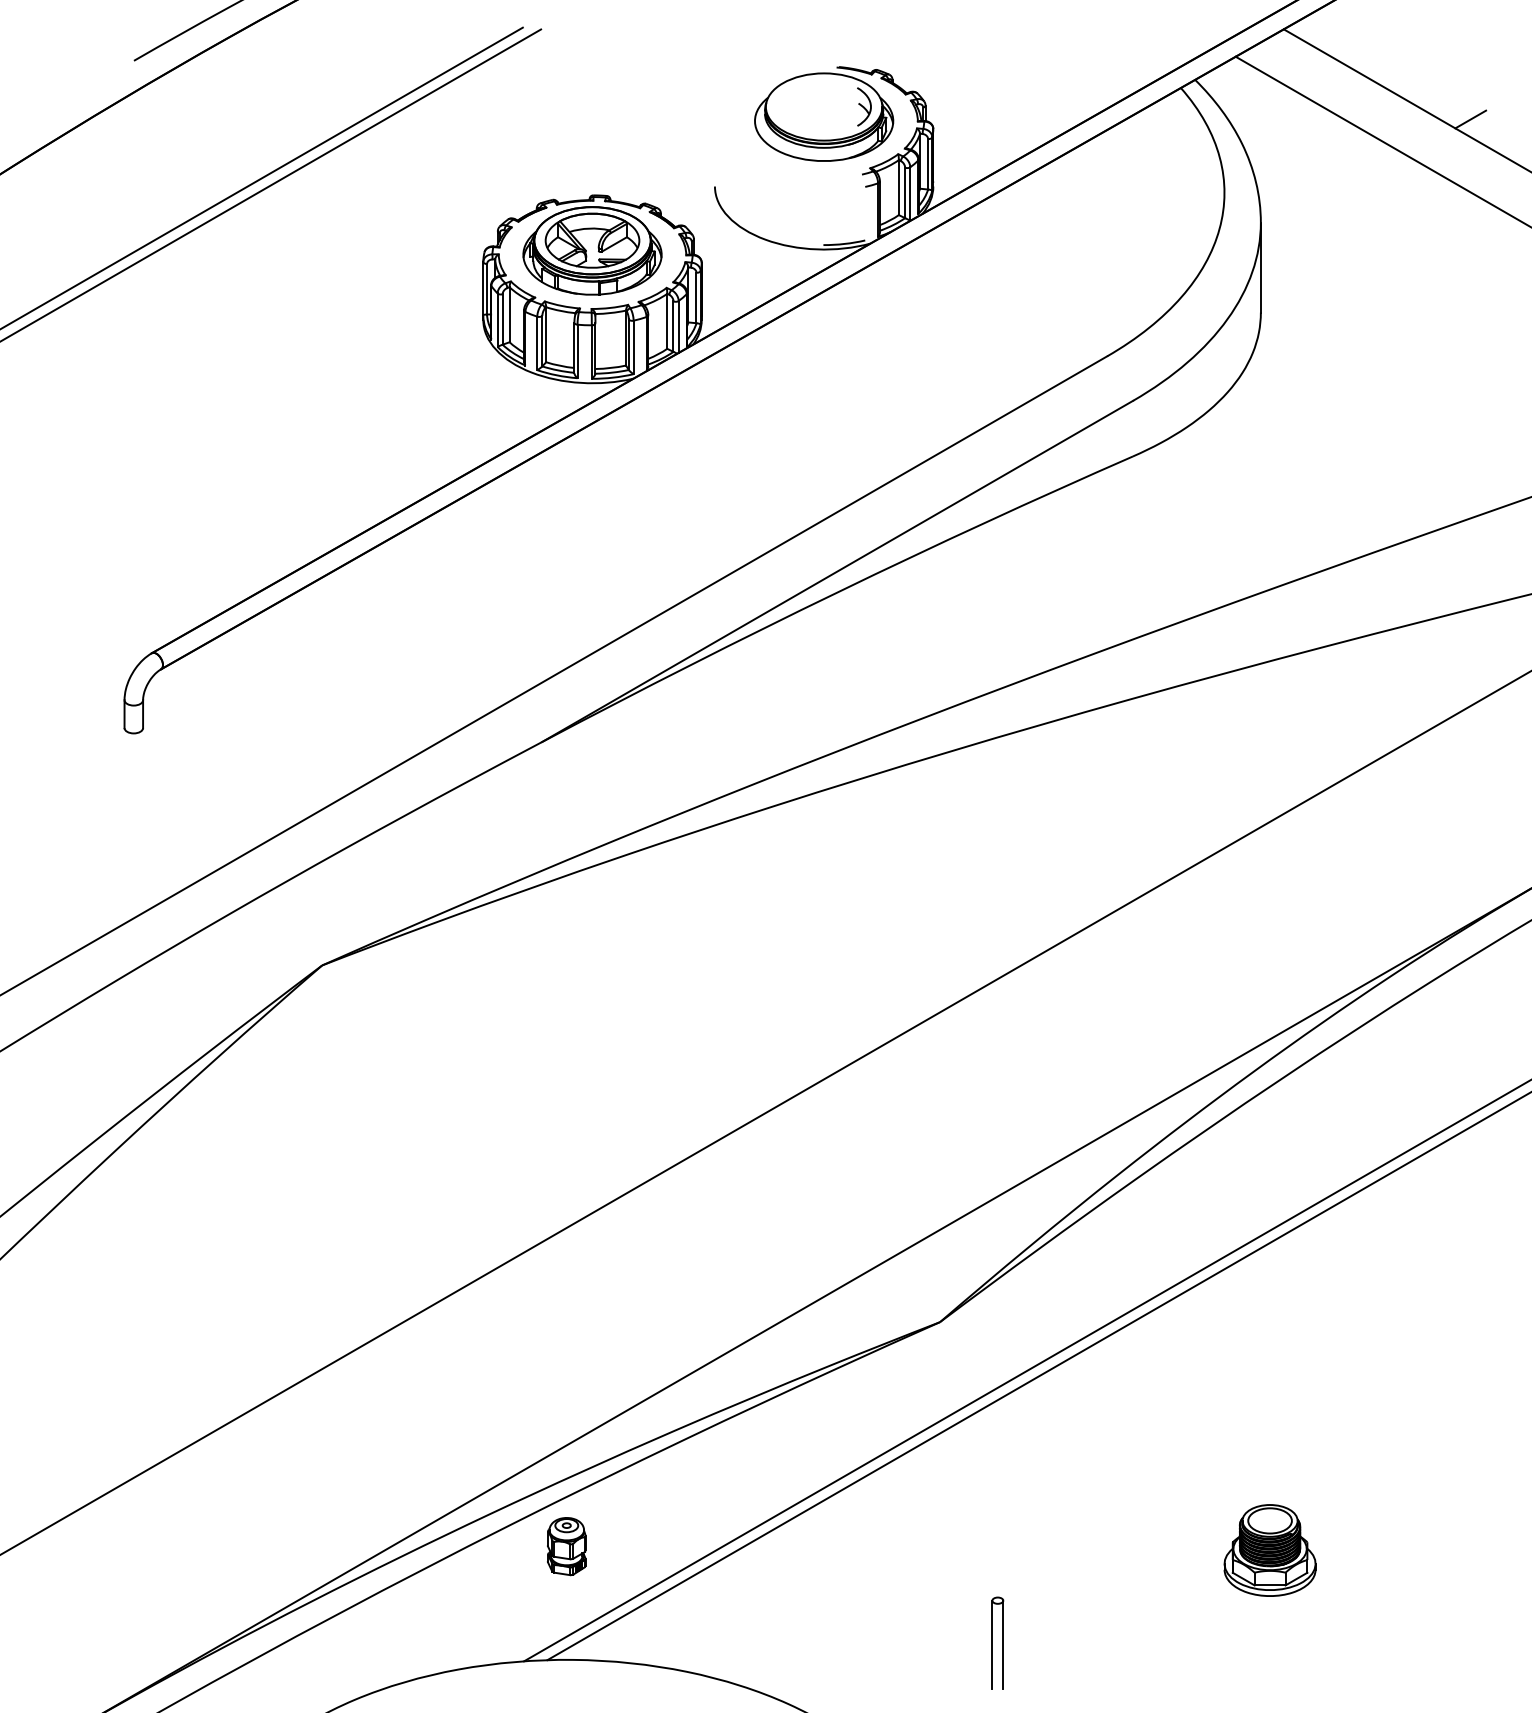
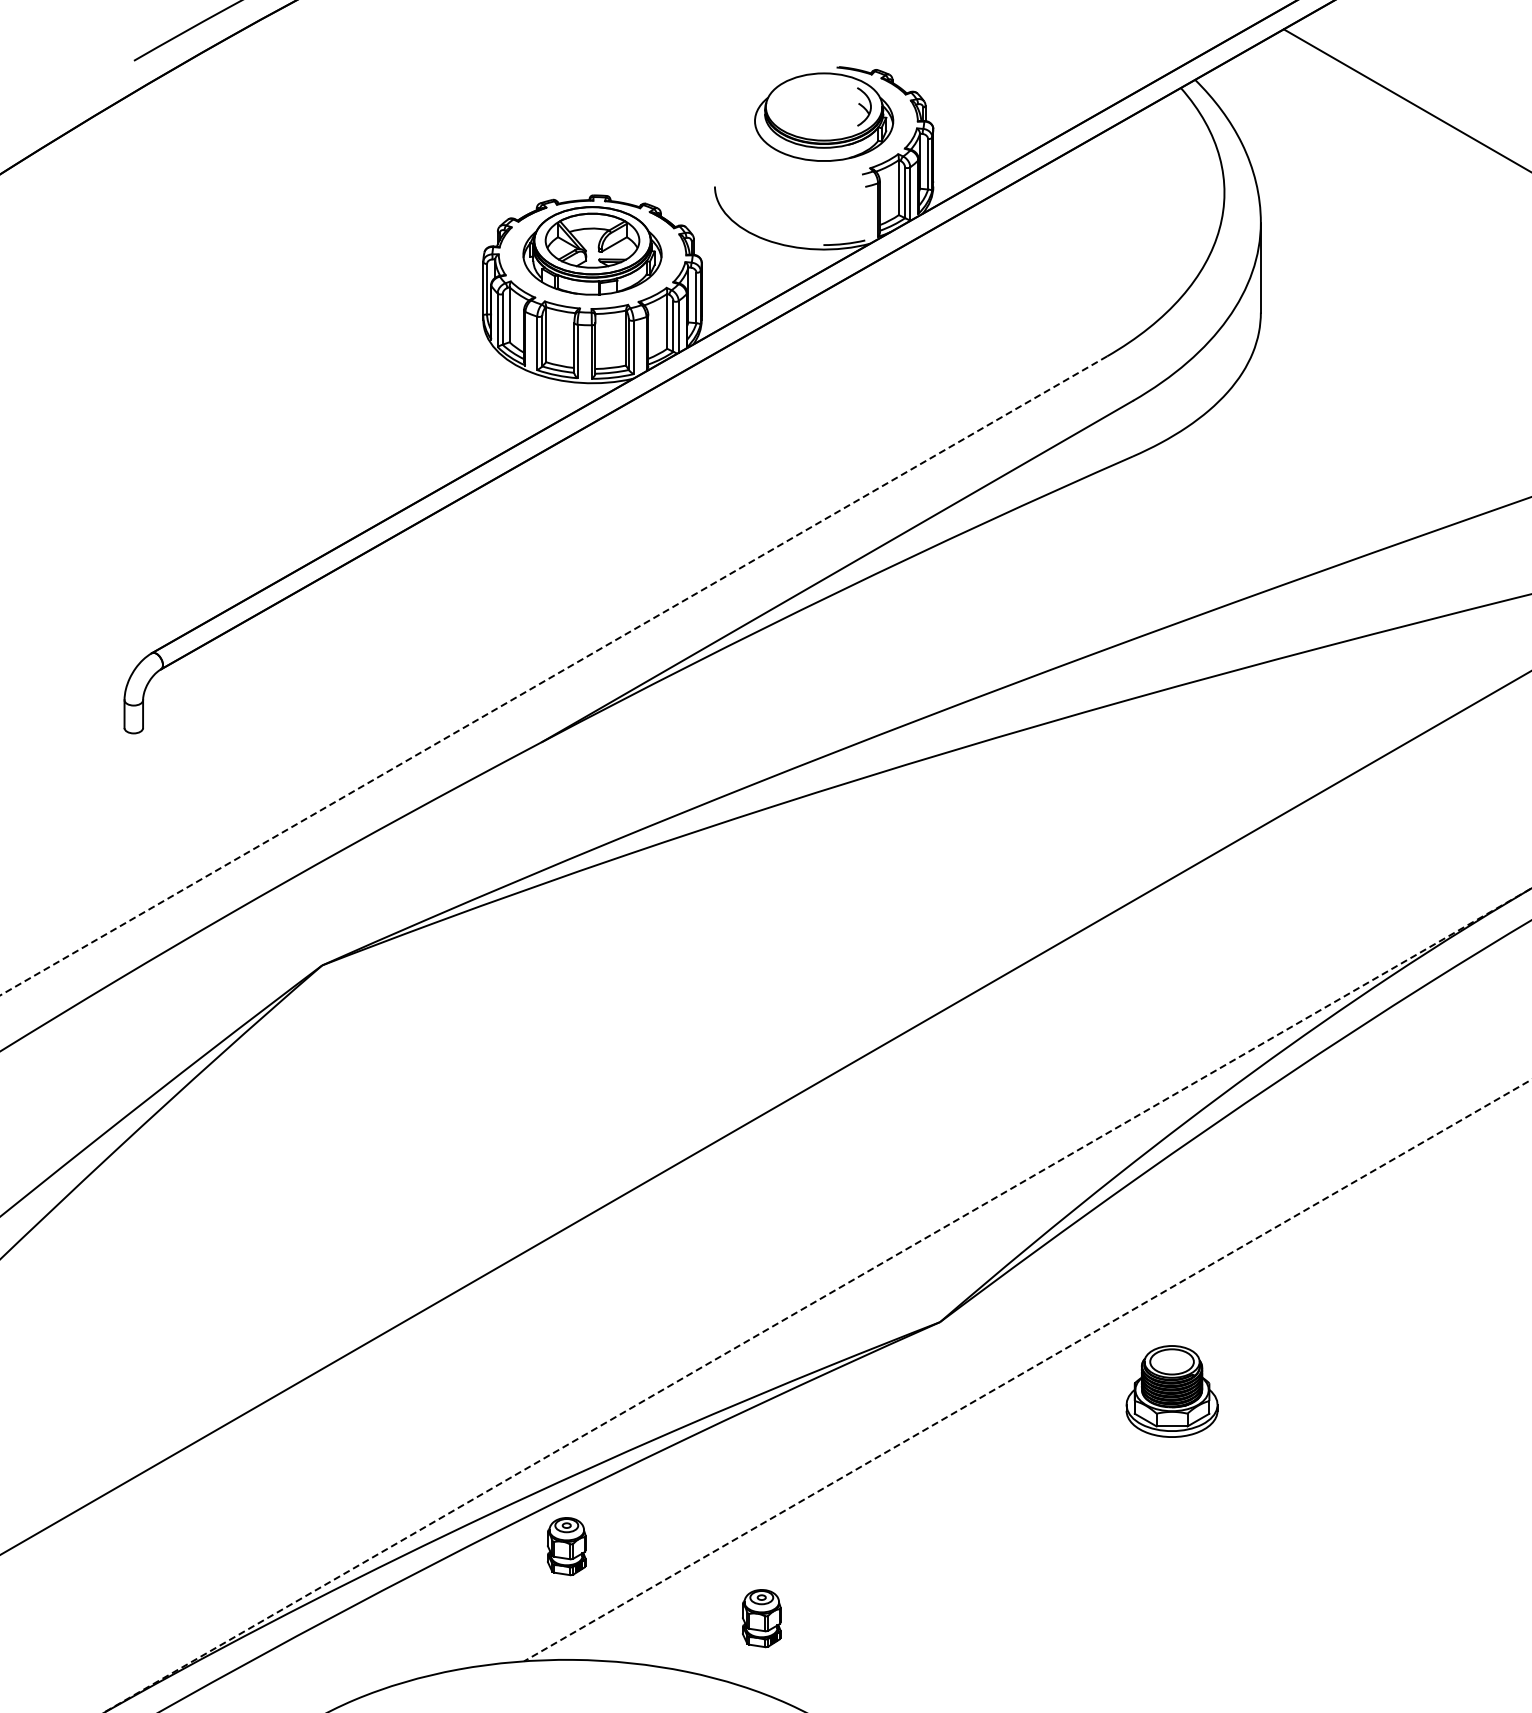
line: present -> none (1470, 119)
line: present -> none (1381, 140)
line: present -> none (262, 177)
line: present -> none (271, 184)
line: solid -> dashed (554, 675)
line: solid -> dashed (817, 1300)
line: solid -> dashed (1027, 1370)
line: present -> none (1037, 1376)
part position: (1269, 1550) -> (1171, 1391) (1171, 1391)
part: none -> present (761, 1618)
part: present -> none (997, 1642)
